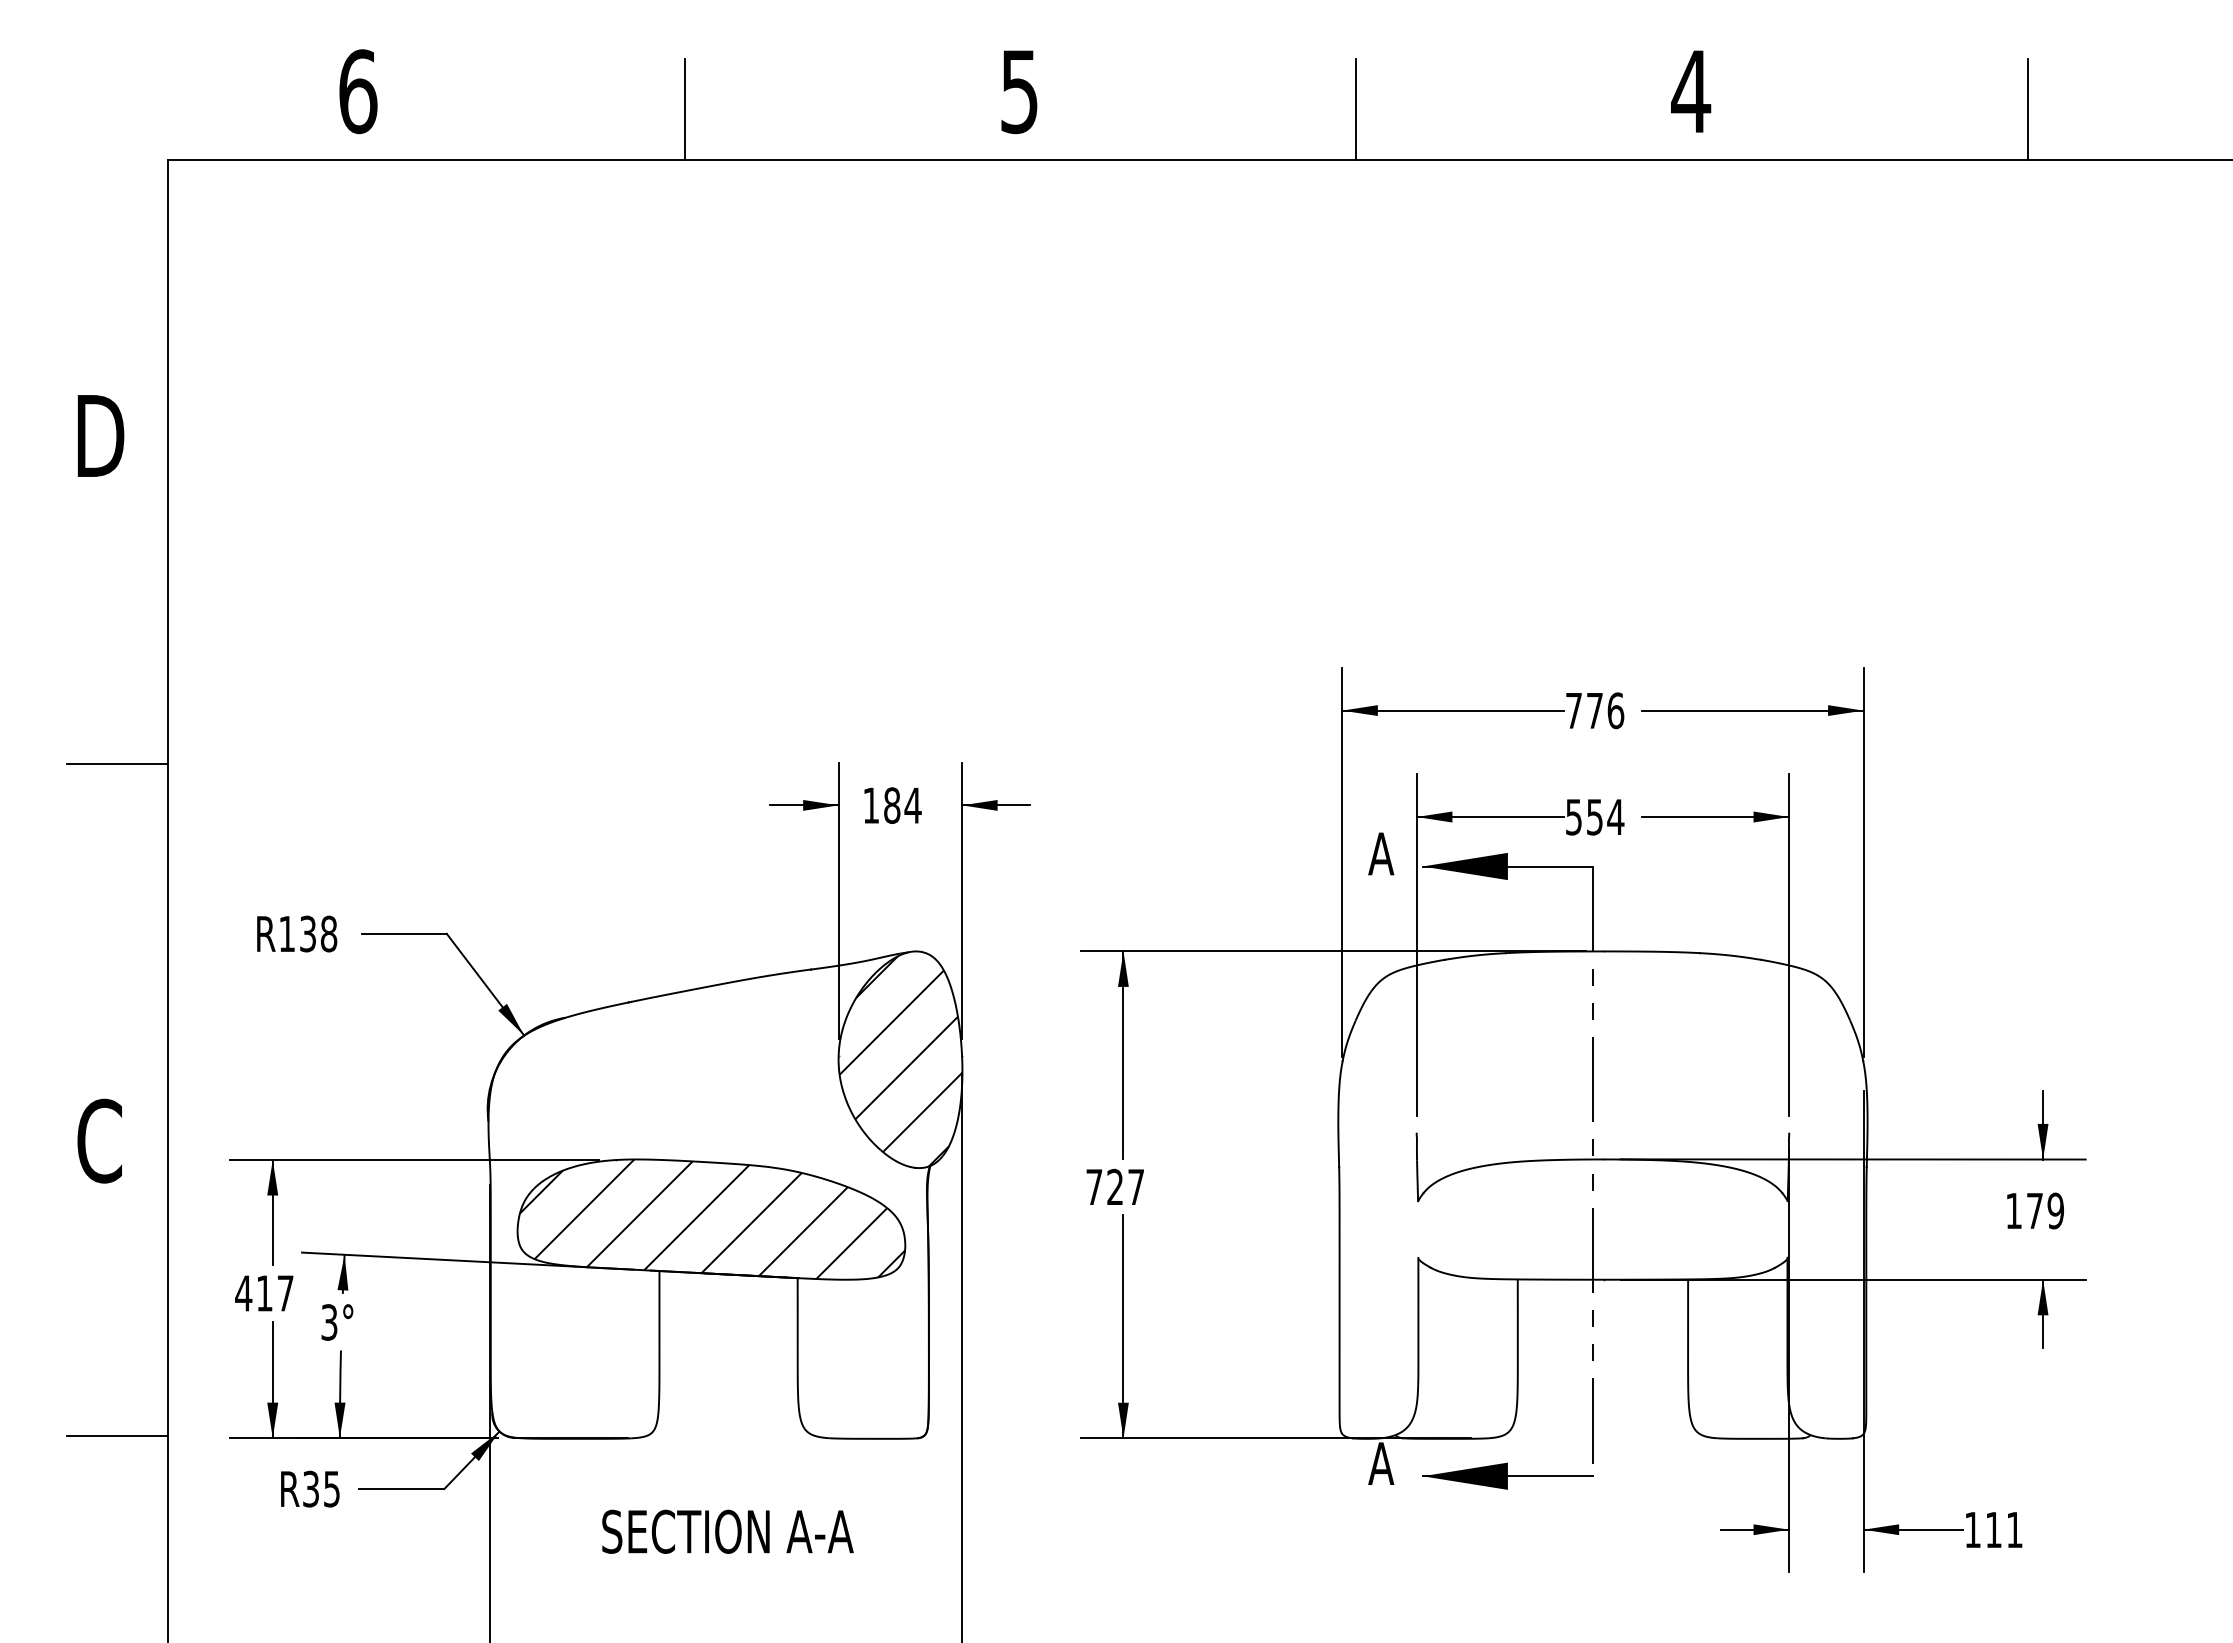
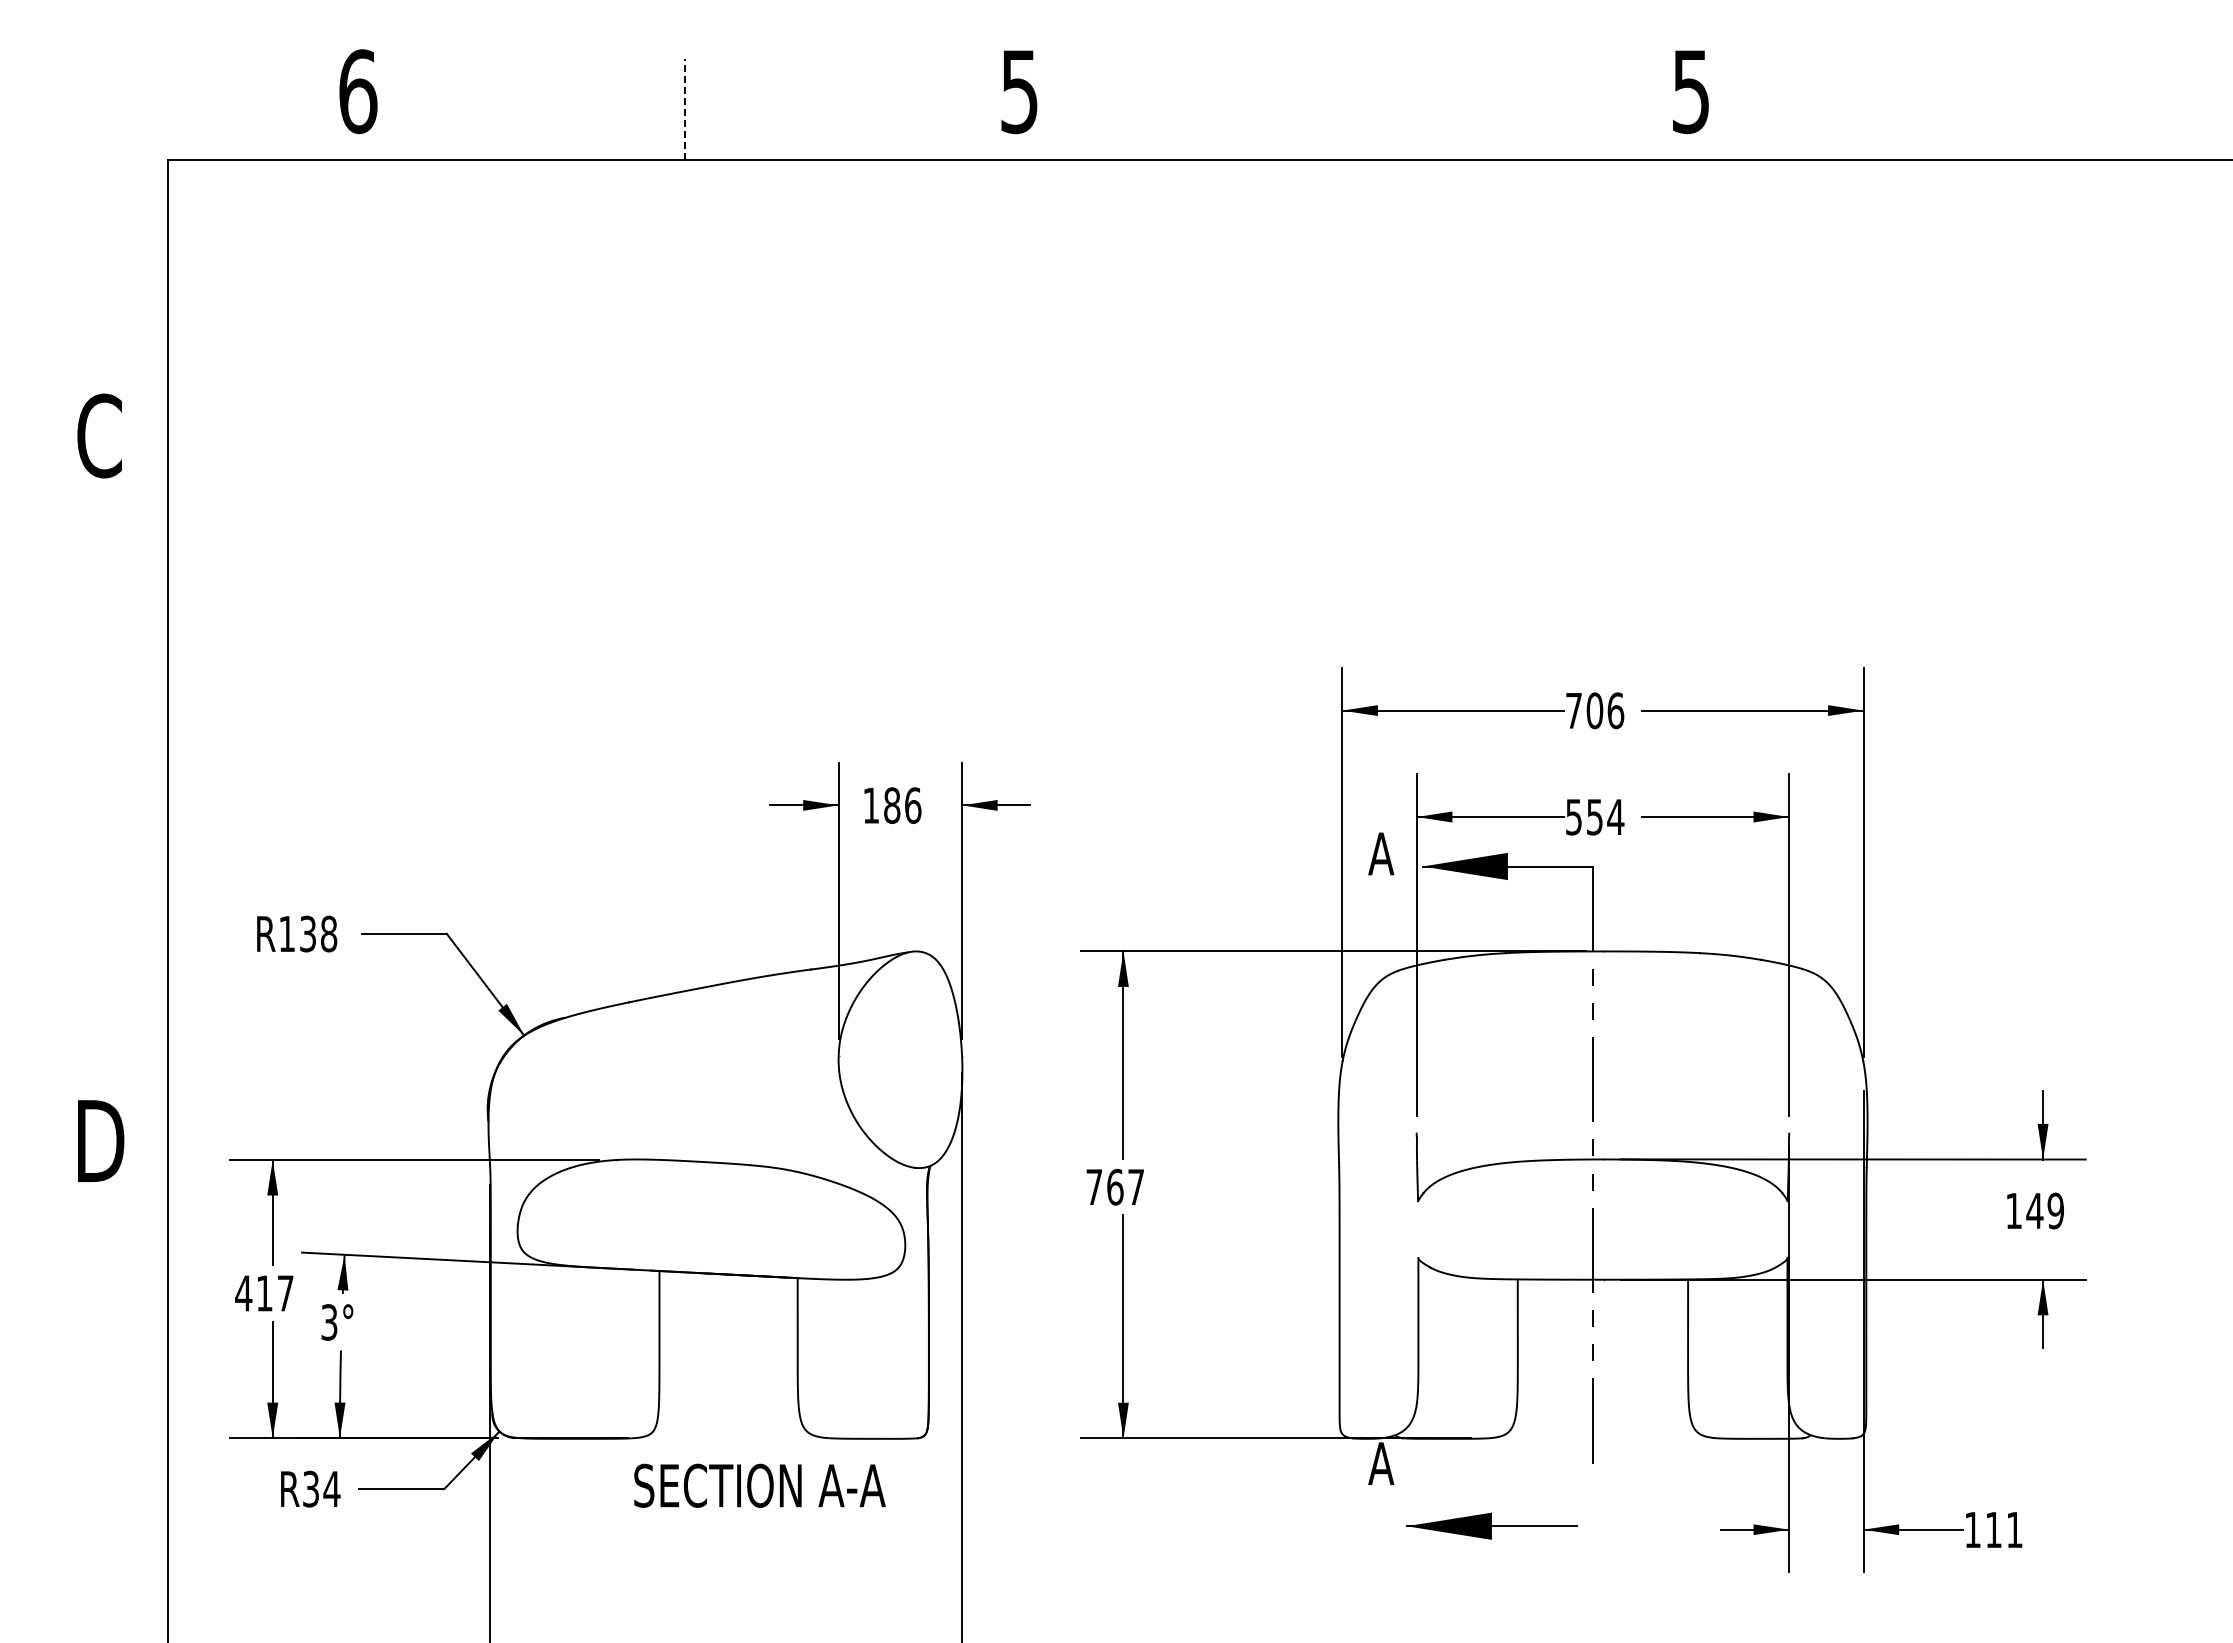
text: 4 -> 5 (1691, 92)
line: solid -> dashed (684, 108)
line: present -> none (1356, 108)
line: present -> none (2027, 108)
text: D -> C (100, 435)
text: 776 -> 706 (1594, 710)
line: present -> none (116, 764)
text: 184 -> 186 (912, 805)
hatch: present -> none (900, 1061)
text: C -> D (100, 1140)
text: 727 -> 767 (1115, 1186)
text: 179 -> 149 (2034, 1210)
hatch: present -> none (712, 1219)
line: present -> none (116, 1435)
part position: (1507, 1475) -> (1491, 1525) (1491, 1525)
text: R35 -> R34 (331, 1489)
text position: (727, 1531) -> (759, 1485) (759, 1485)
